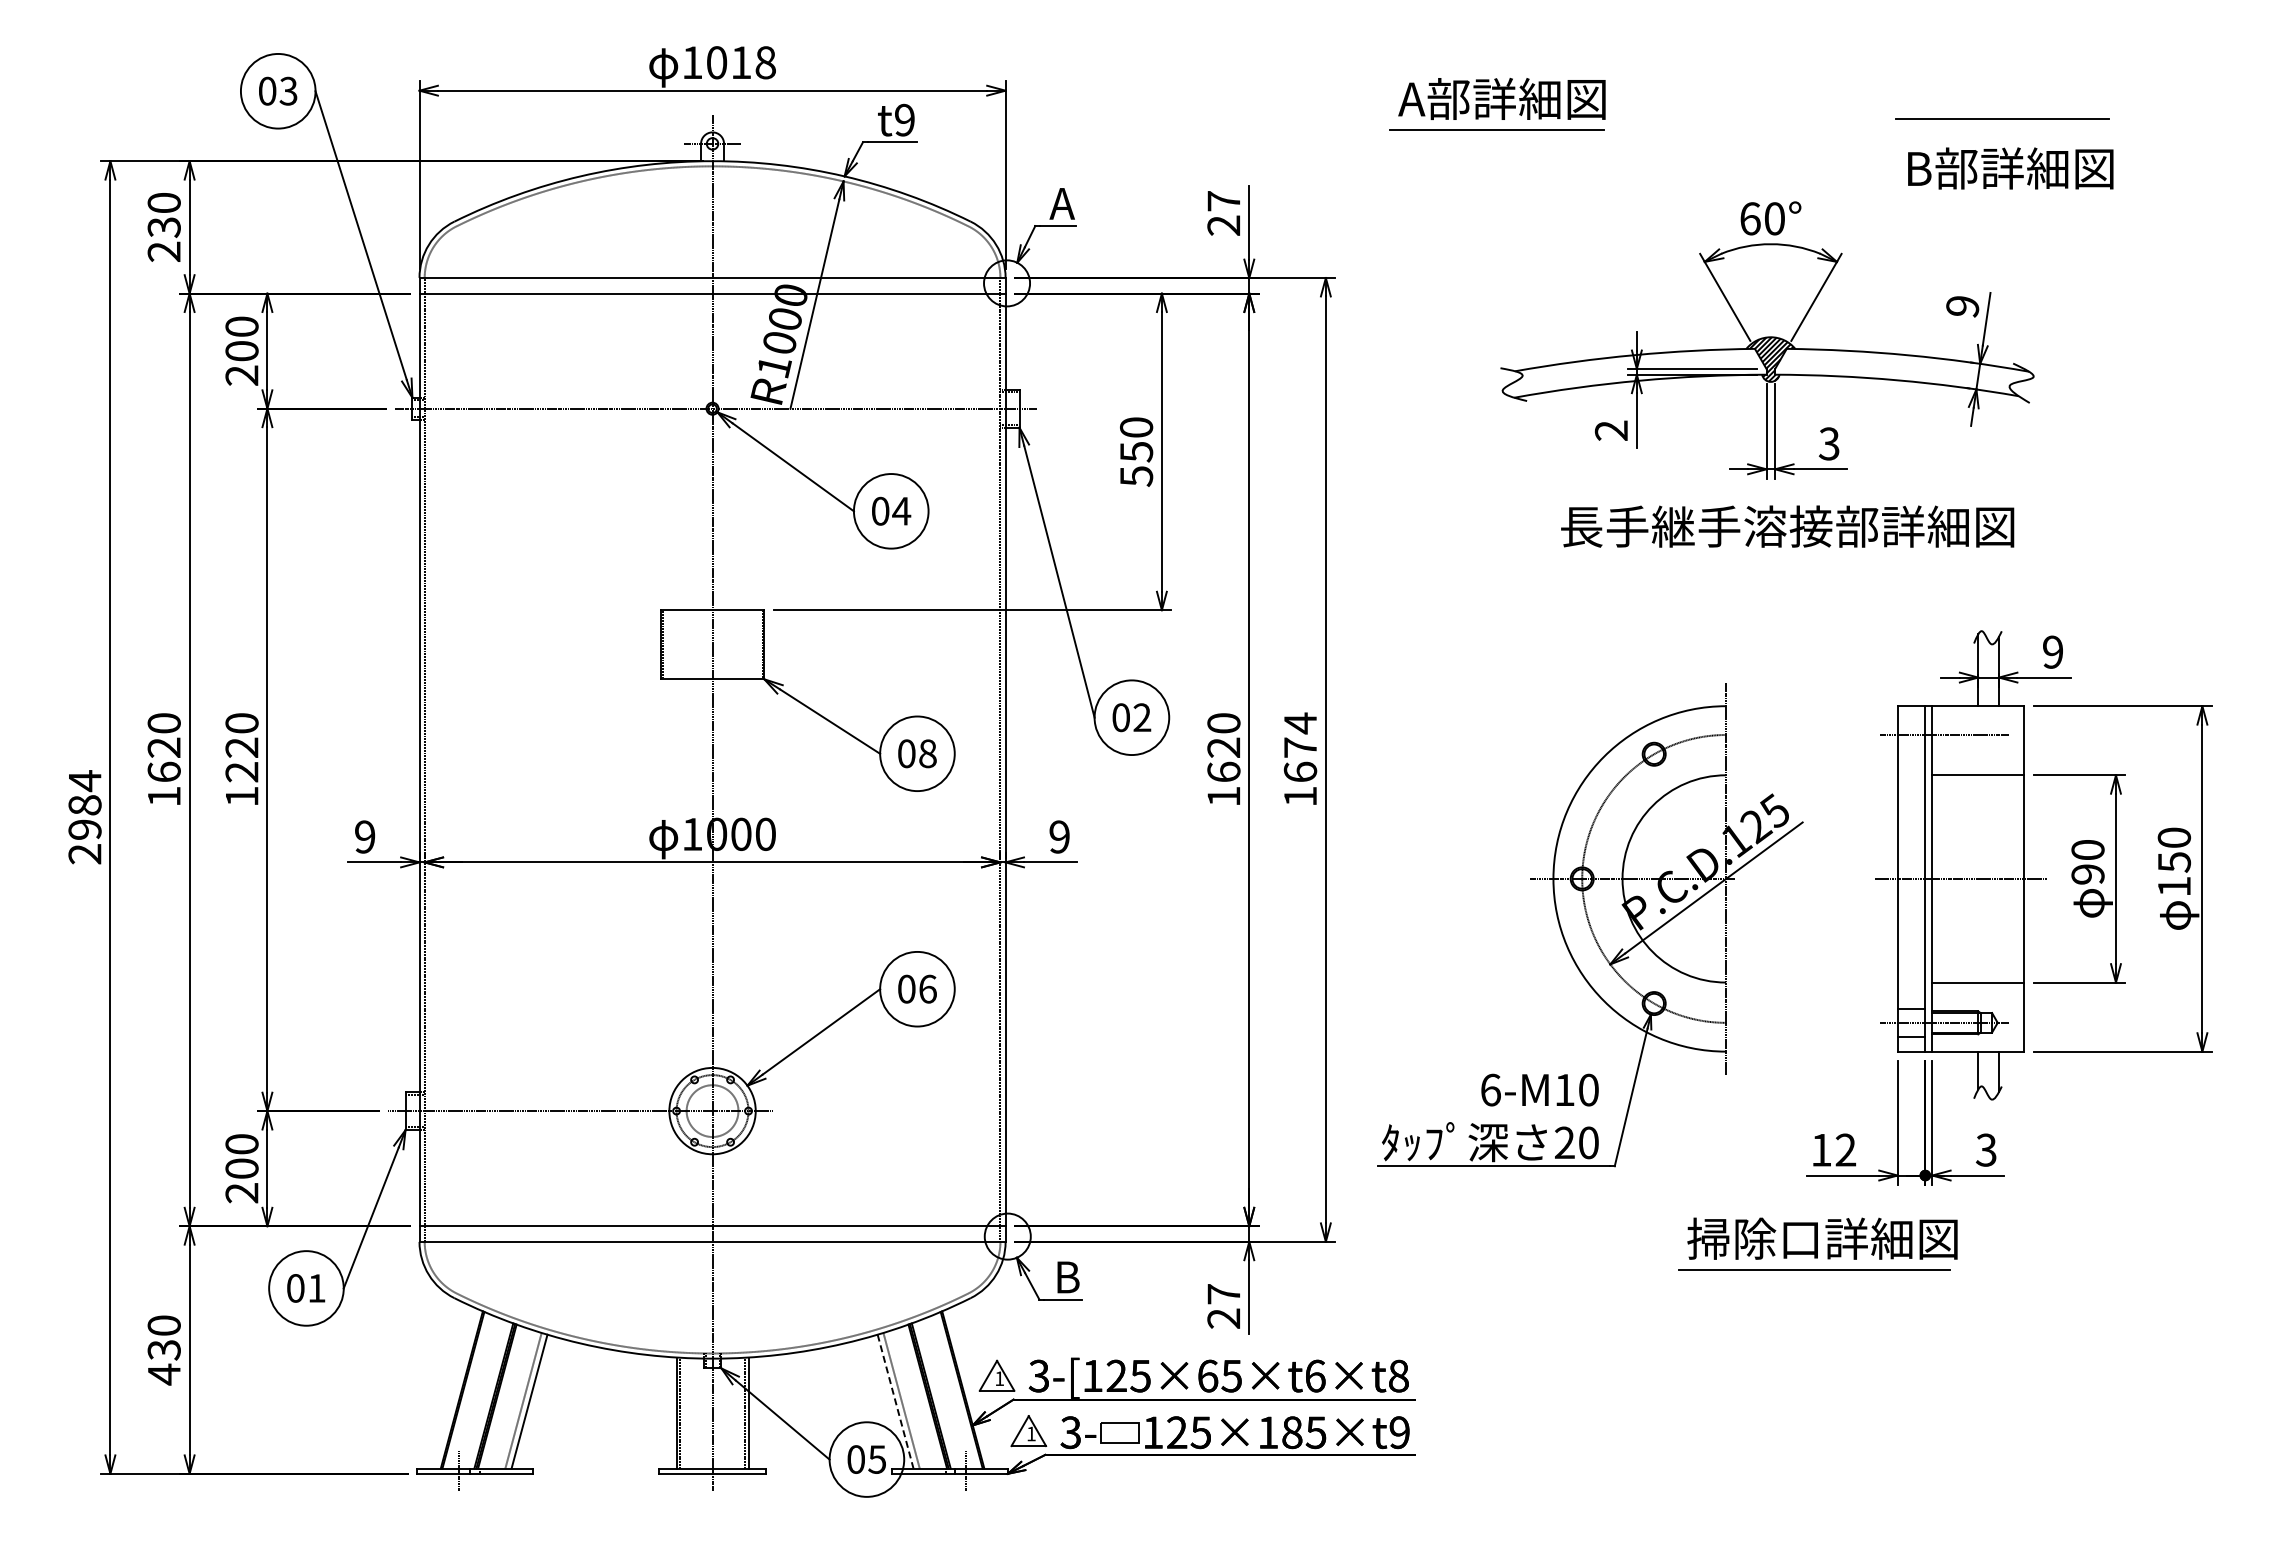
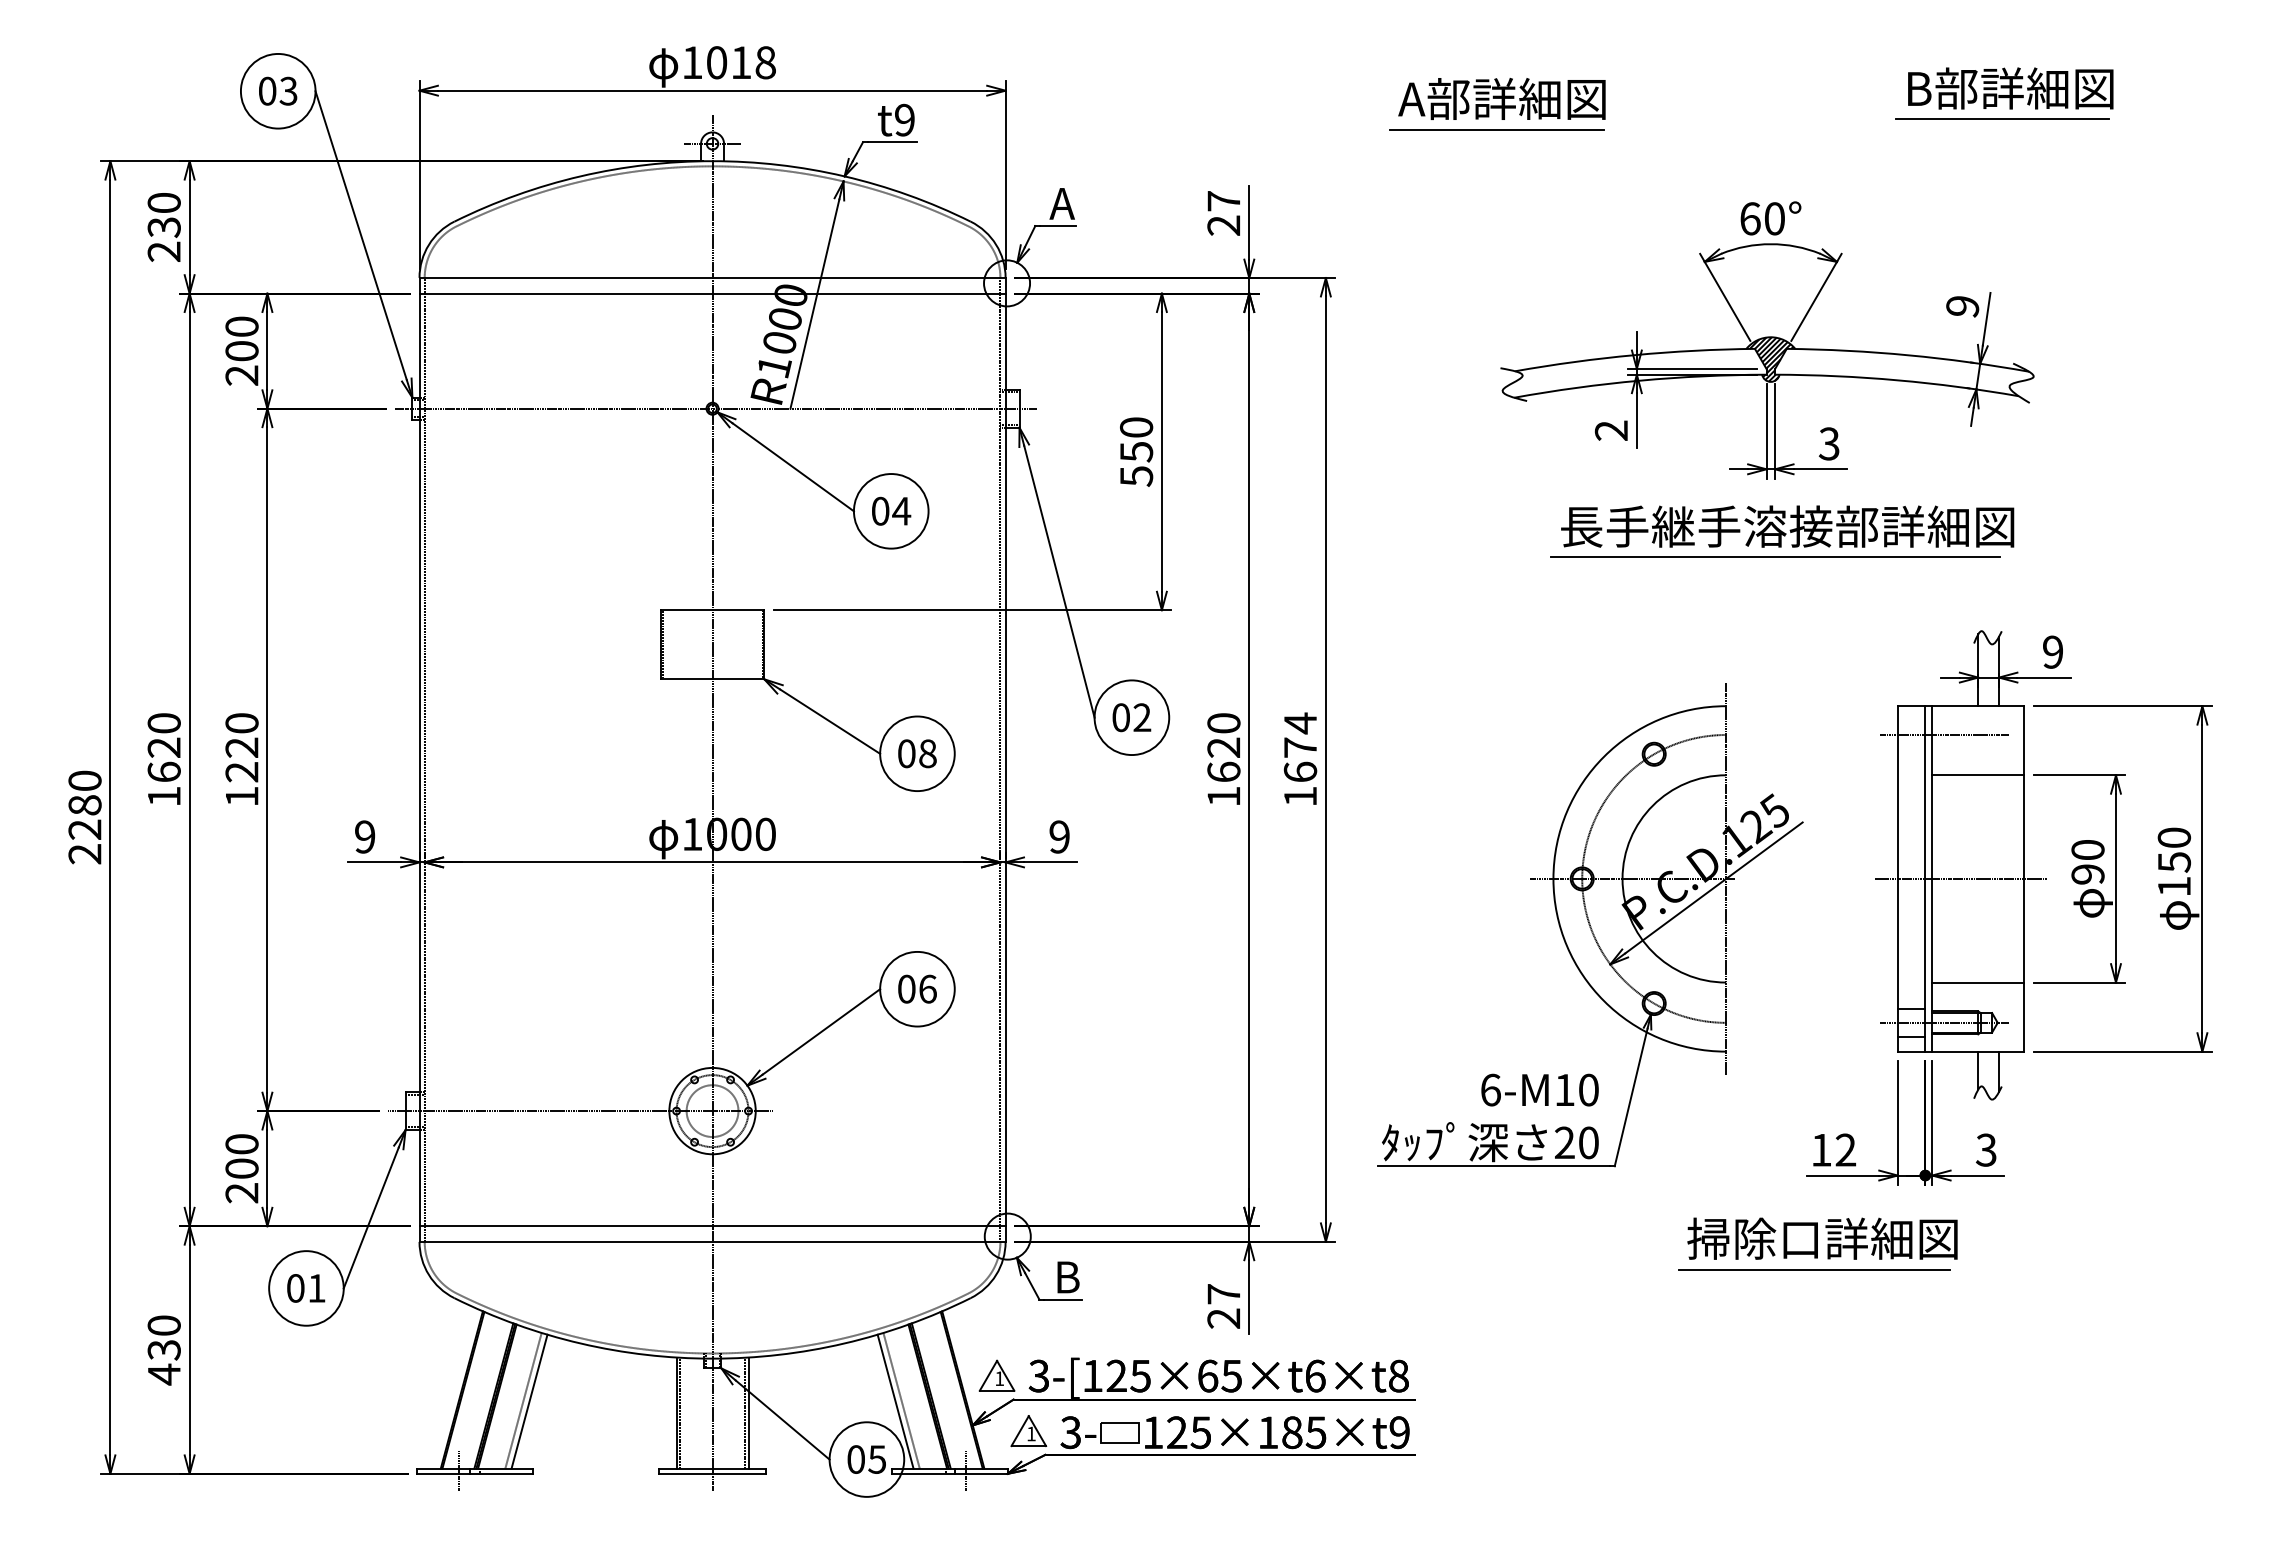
text position: (2010, 168) -> (2010, 88) (2010, 88)
line: none -> present (1775, 557)
text: 2984 -> 2280 (84, 804)
line: dashed -> solid (895, 1402)
